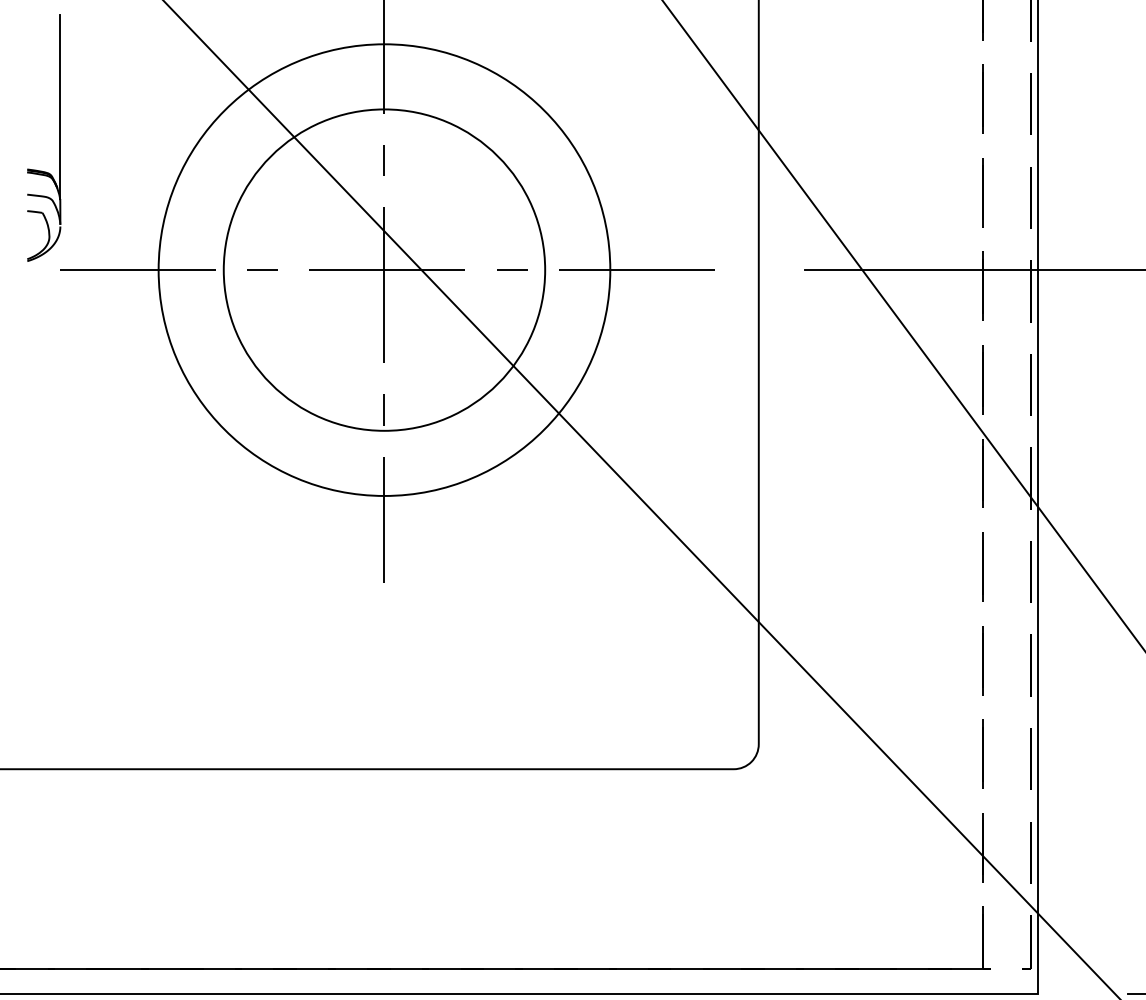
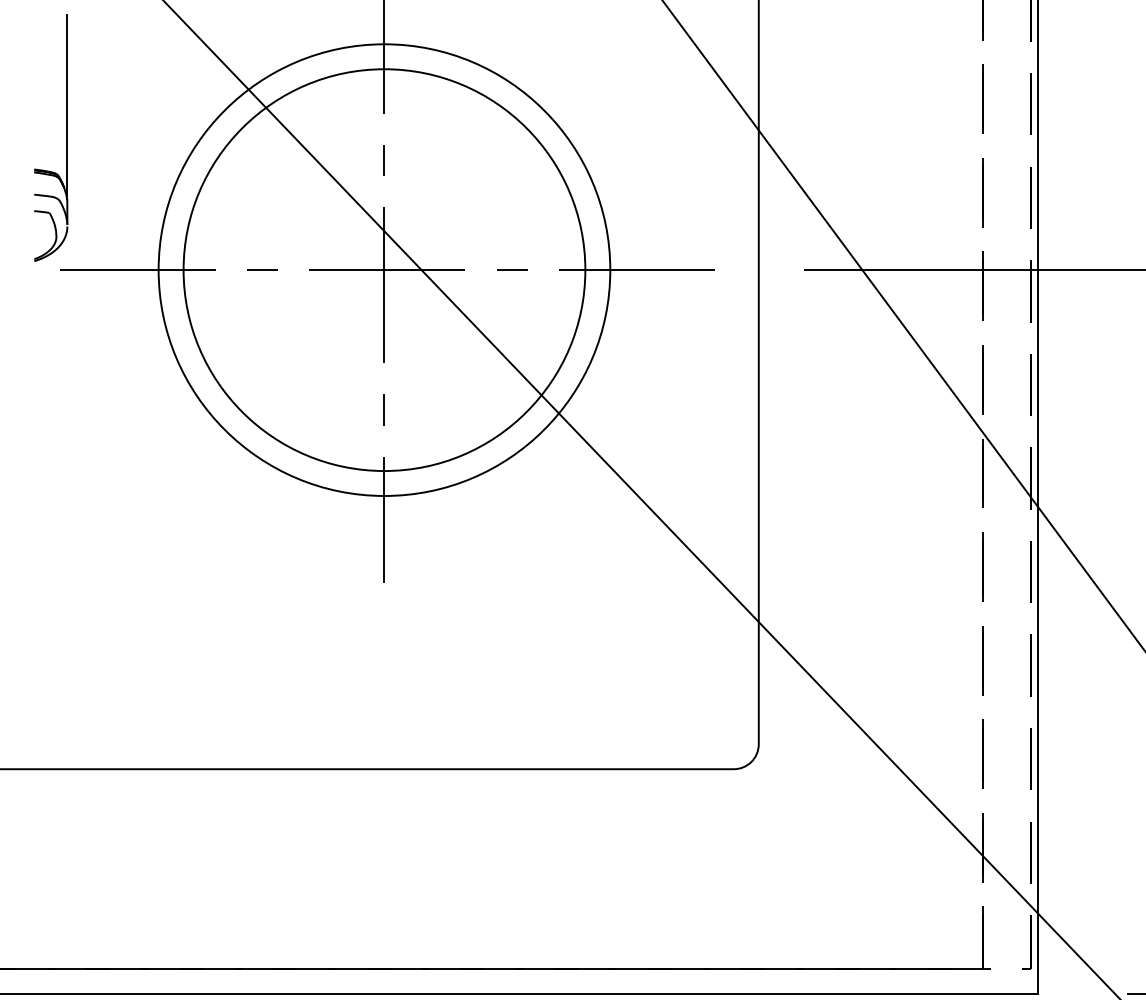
part position: (59, 137) -> (66, 137) (66, 137)
circle diameter: 321 px -> 402 px (384, 270)
